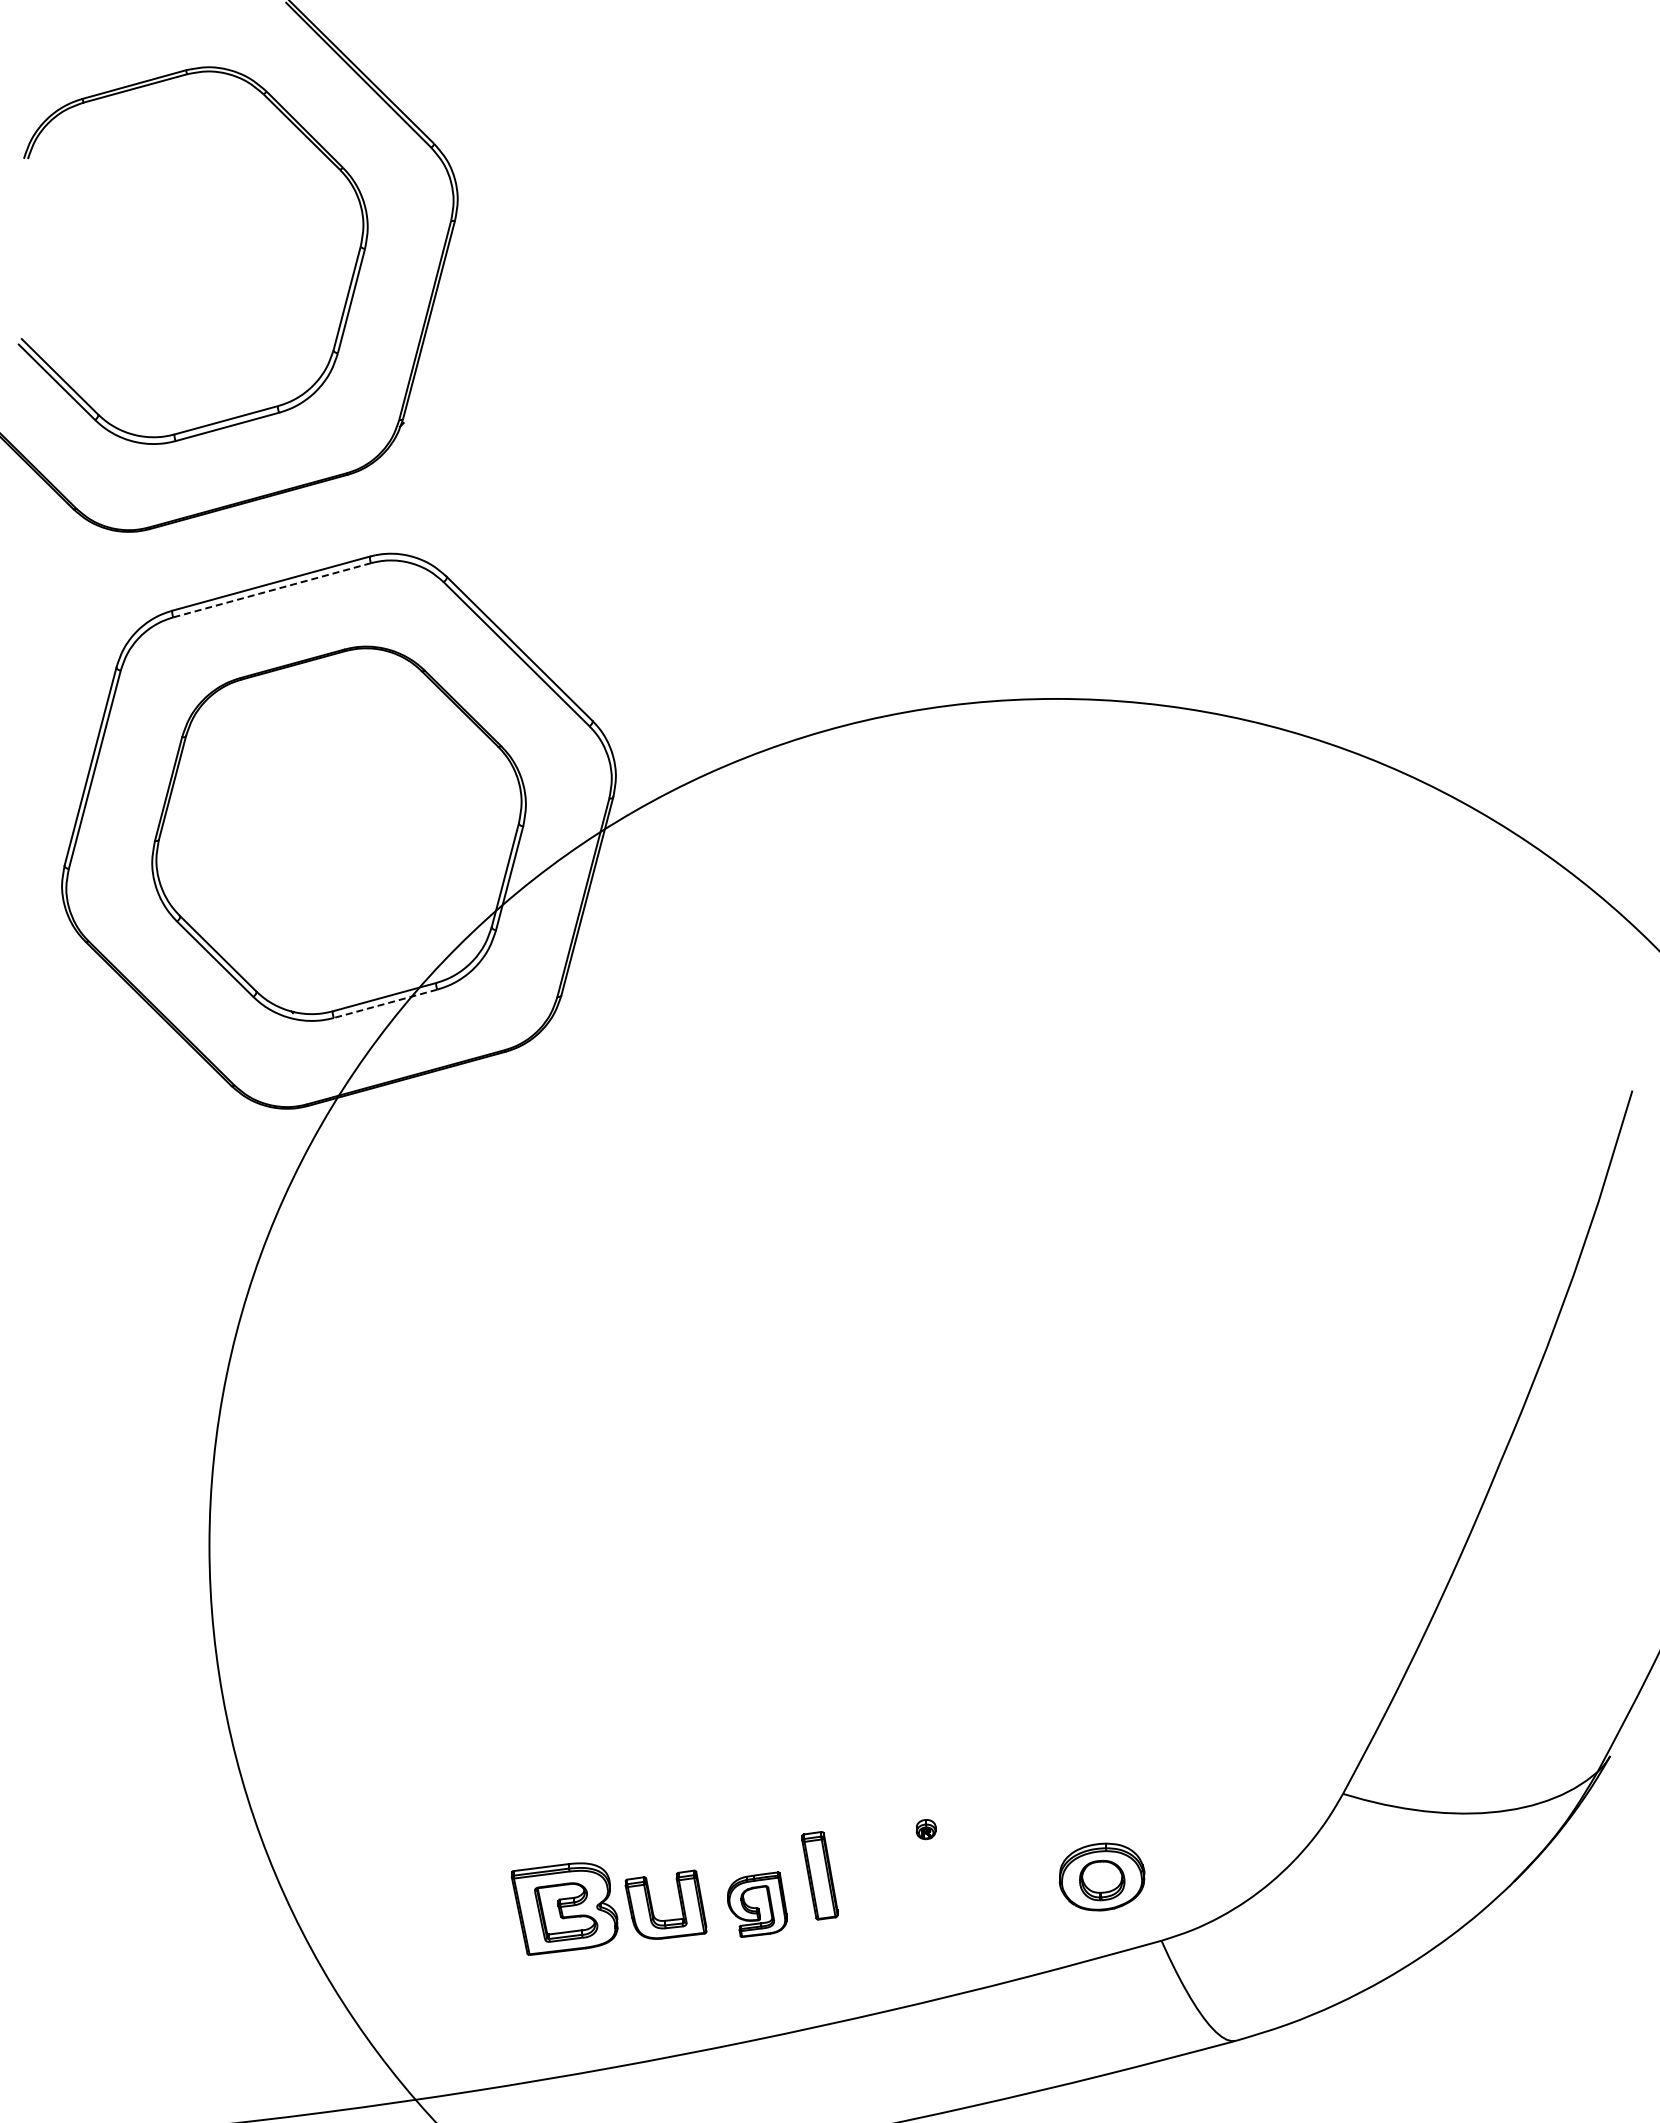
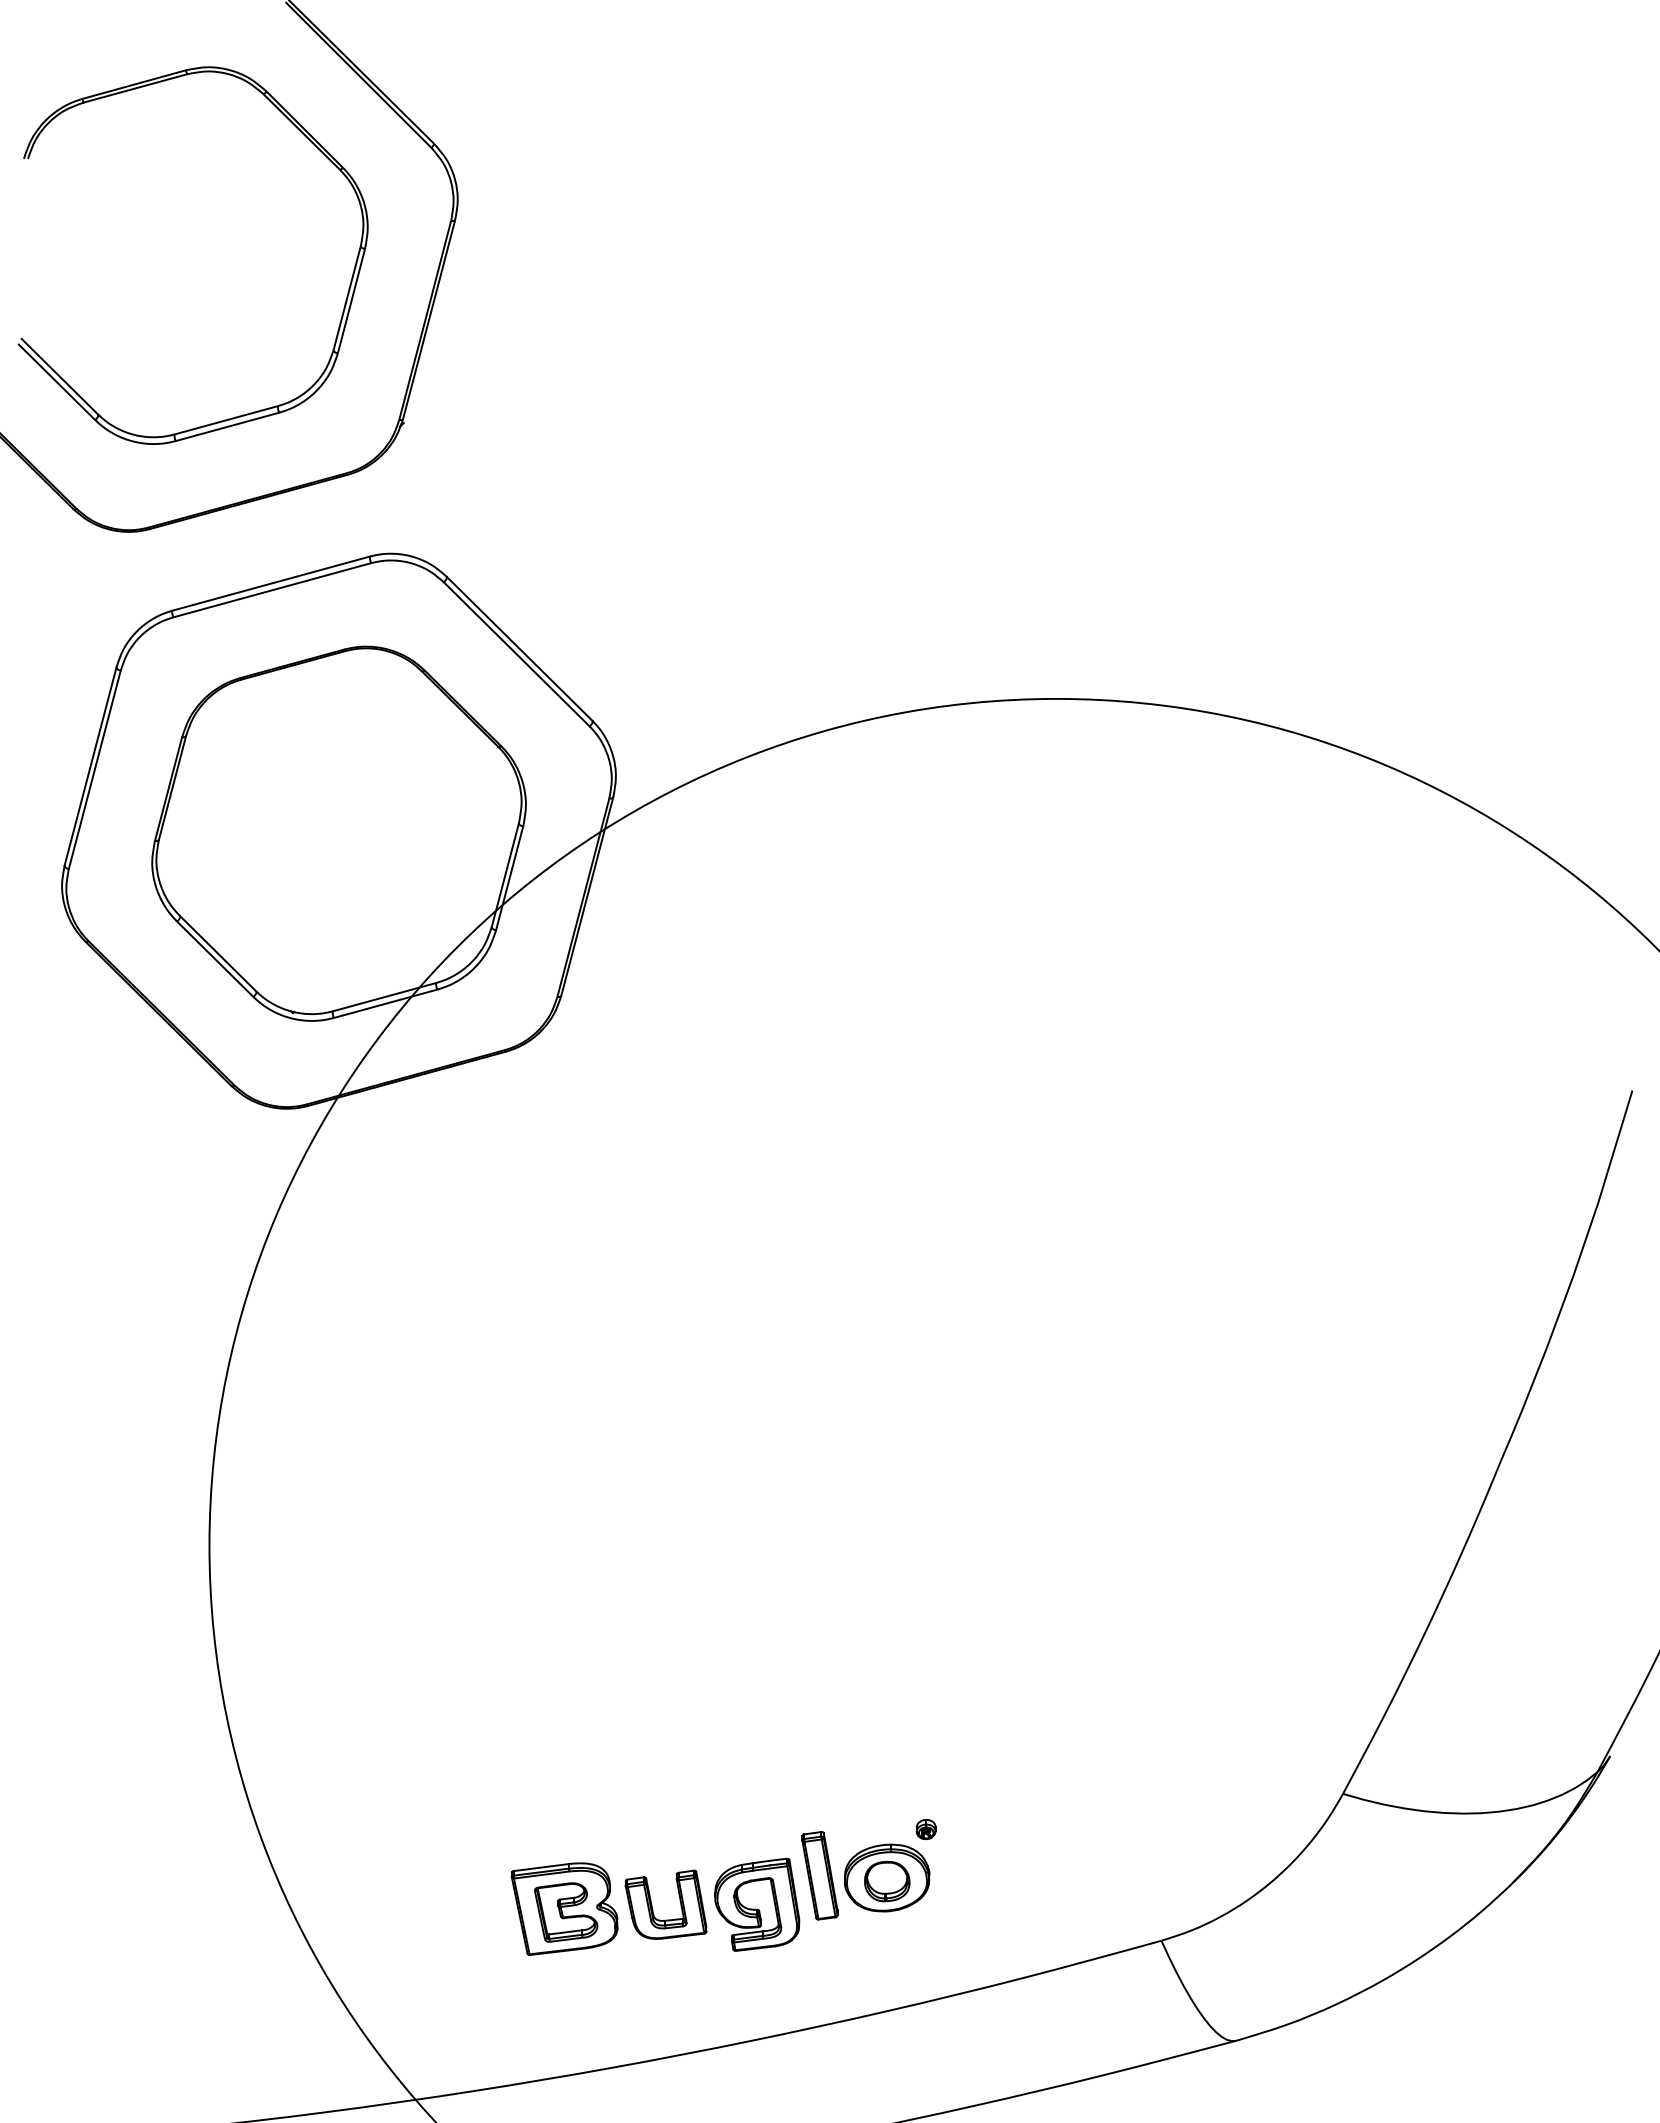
line: dashed -> solid (272, 590)
line: dashed -> solid (385, 1003)
part position: (1101, 1876) -> (886, 1877) (886, 1877)
part size: 61x67 px -> 87x95 px (757, 1904)
